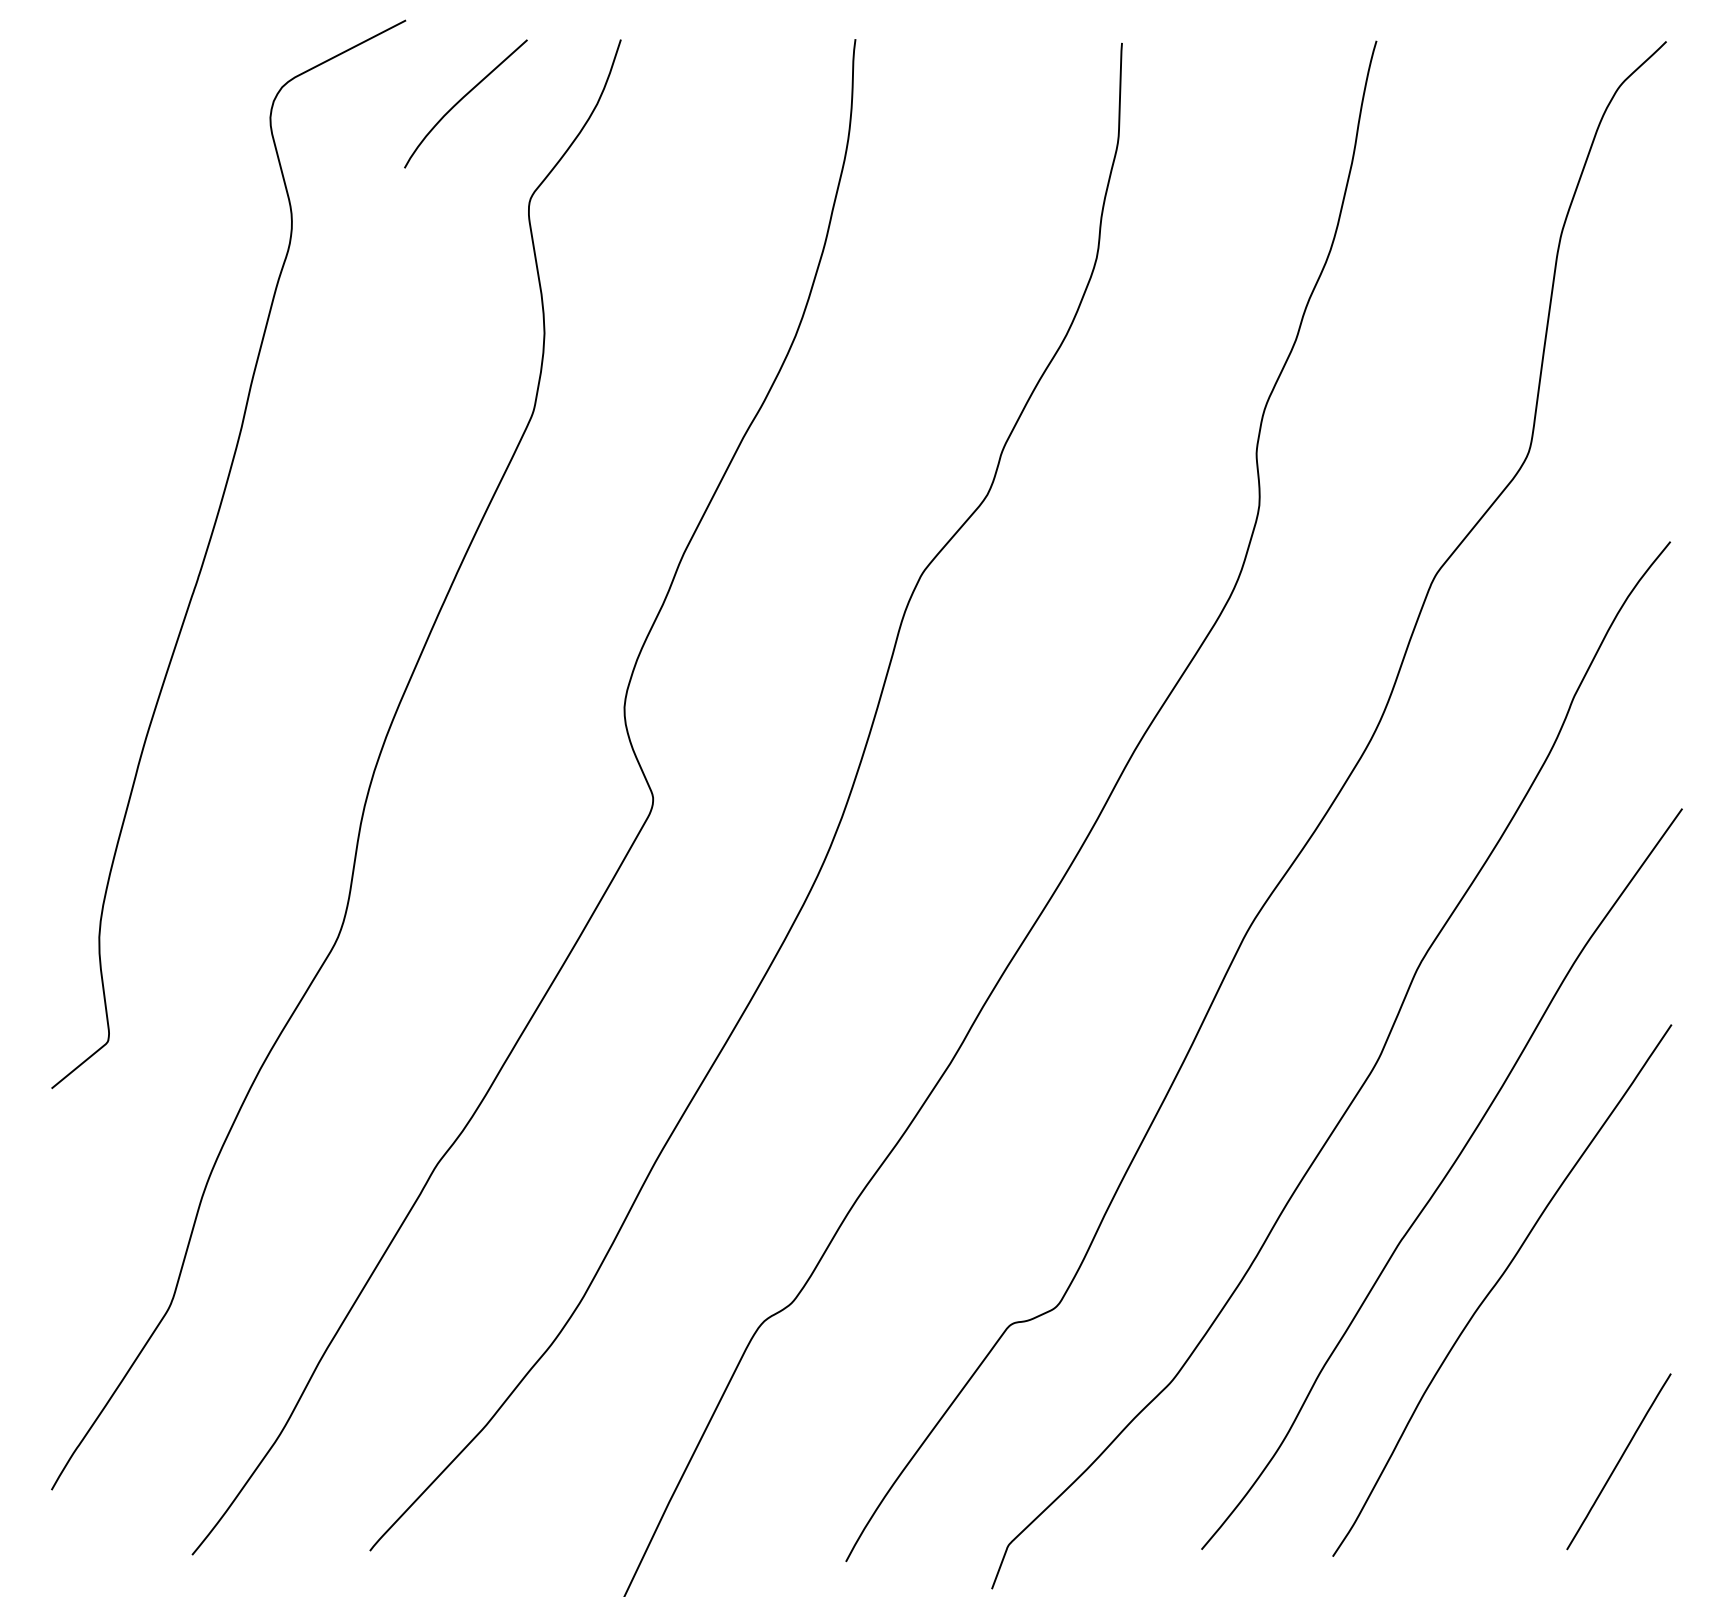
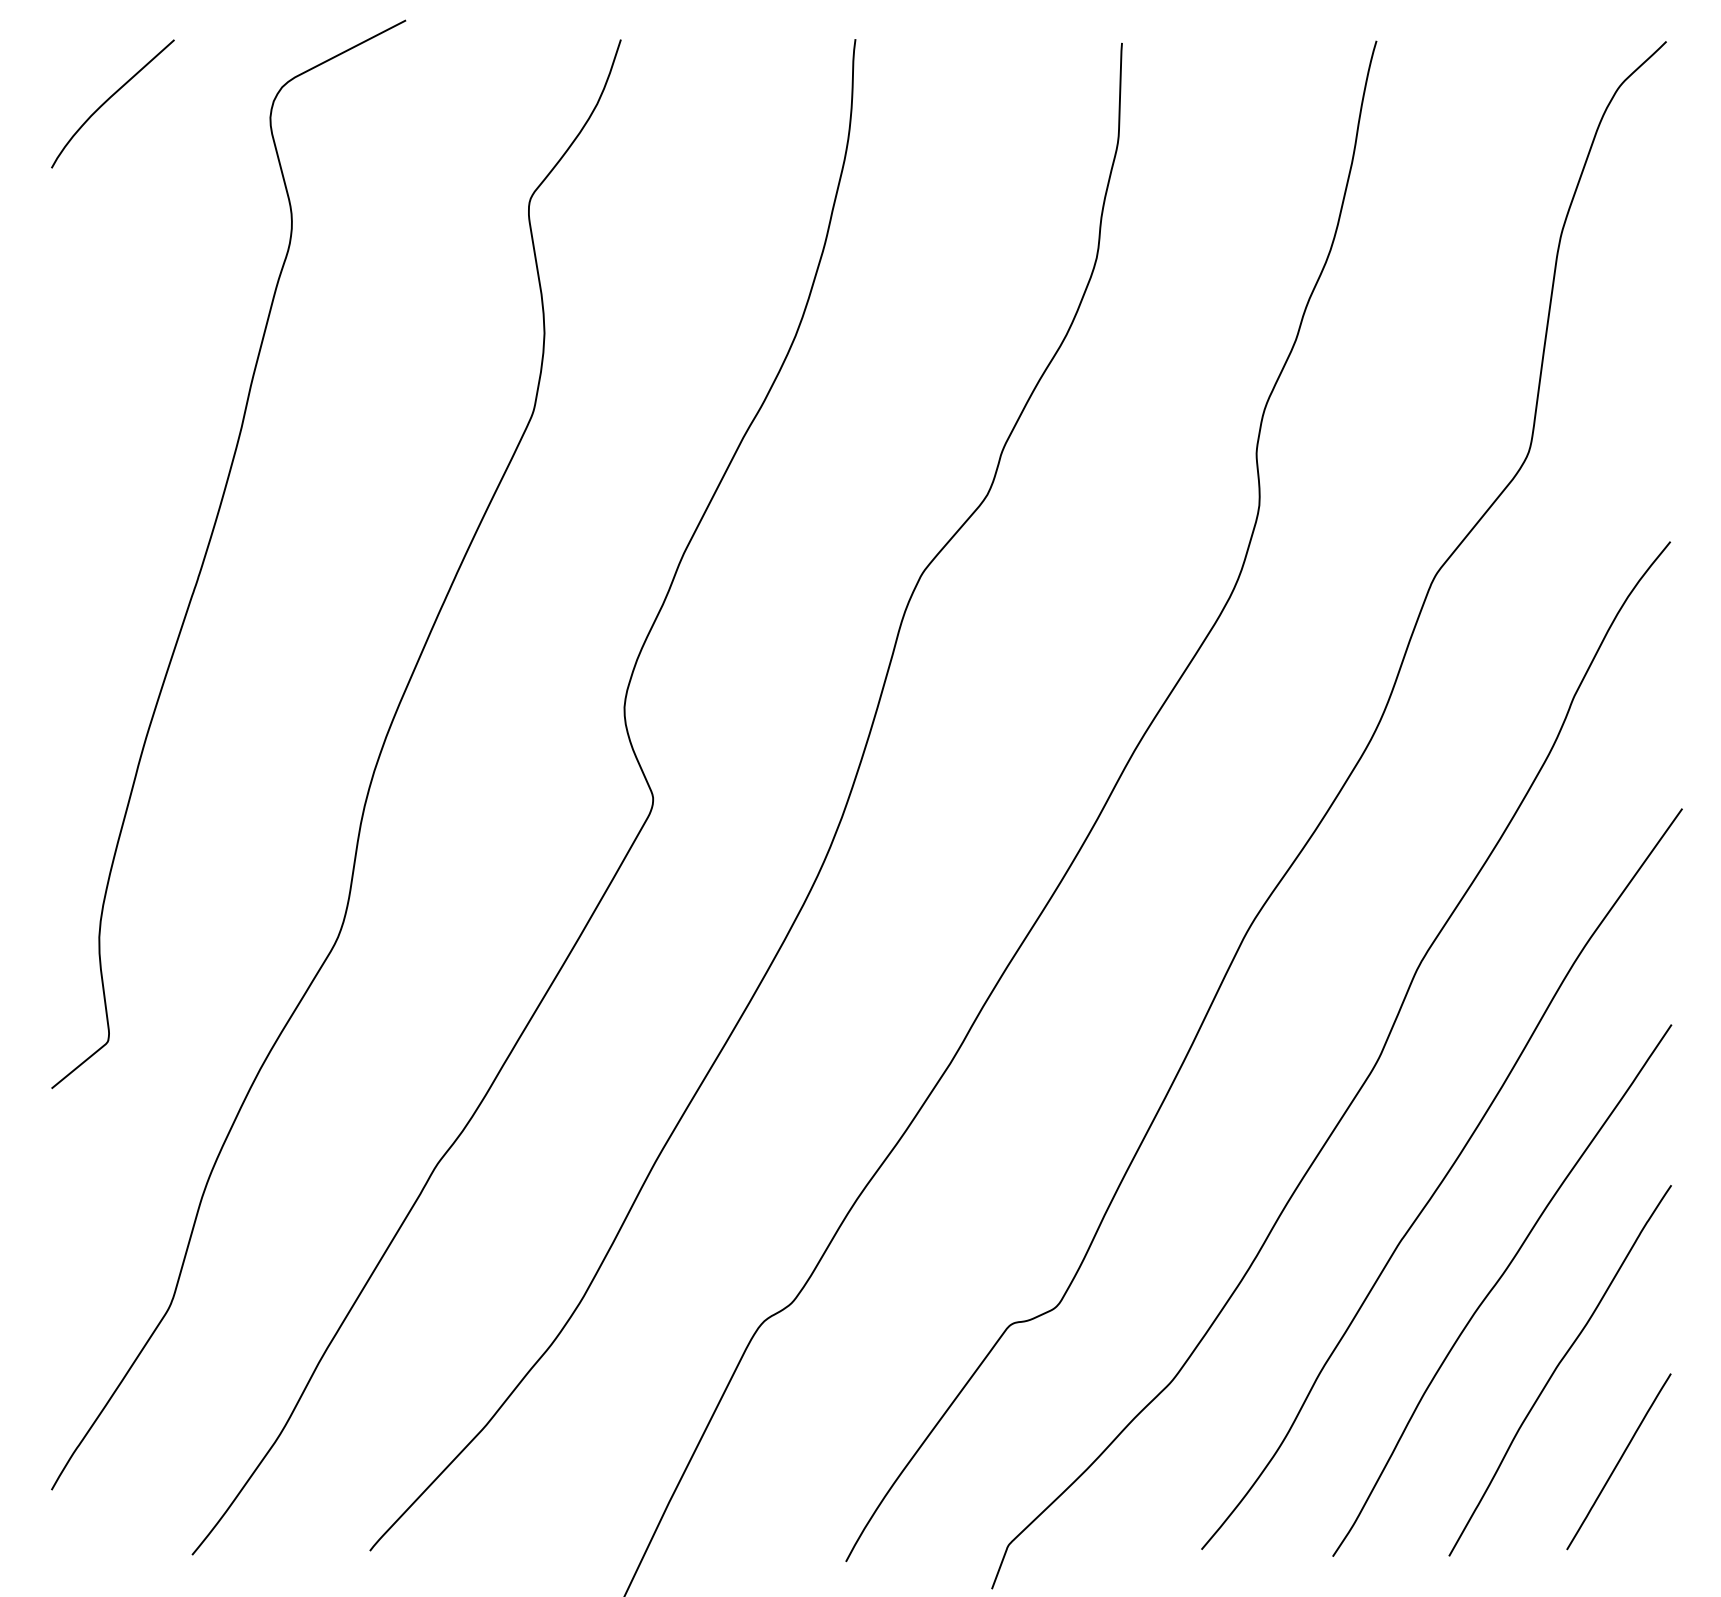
curve position: (462, 99) -> (109, 99) (109, 99)
curve: none -> present (1557, 1368)
